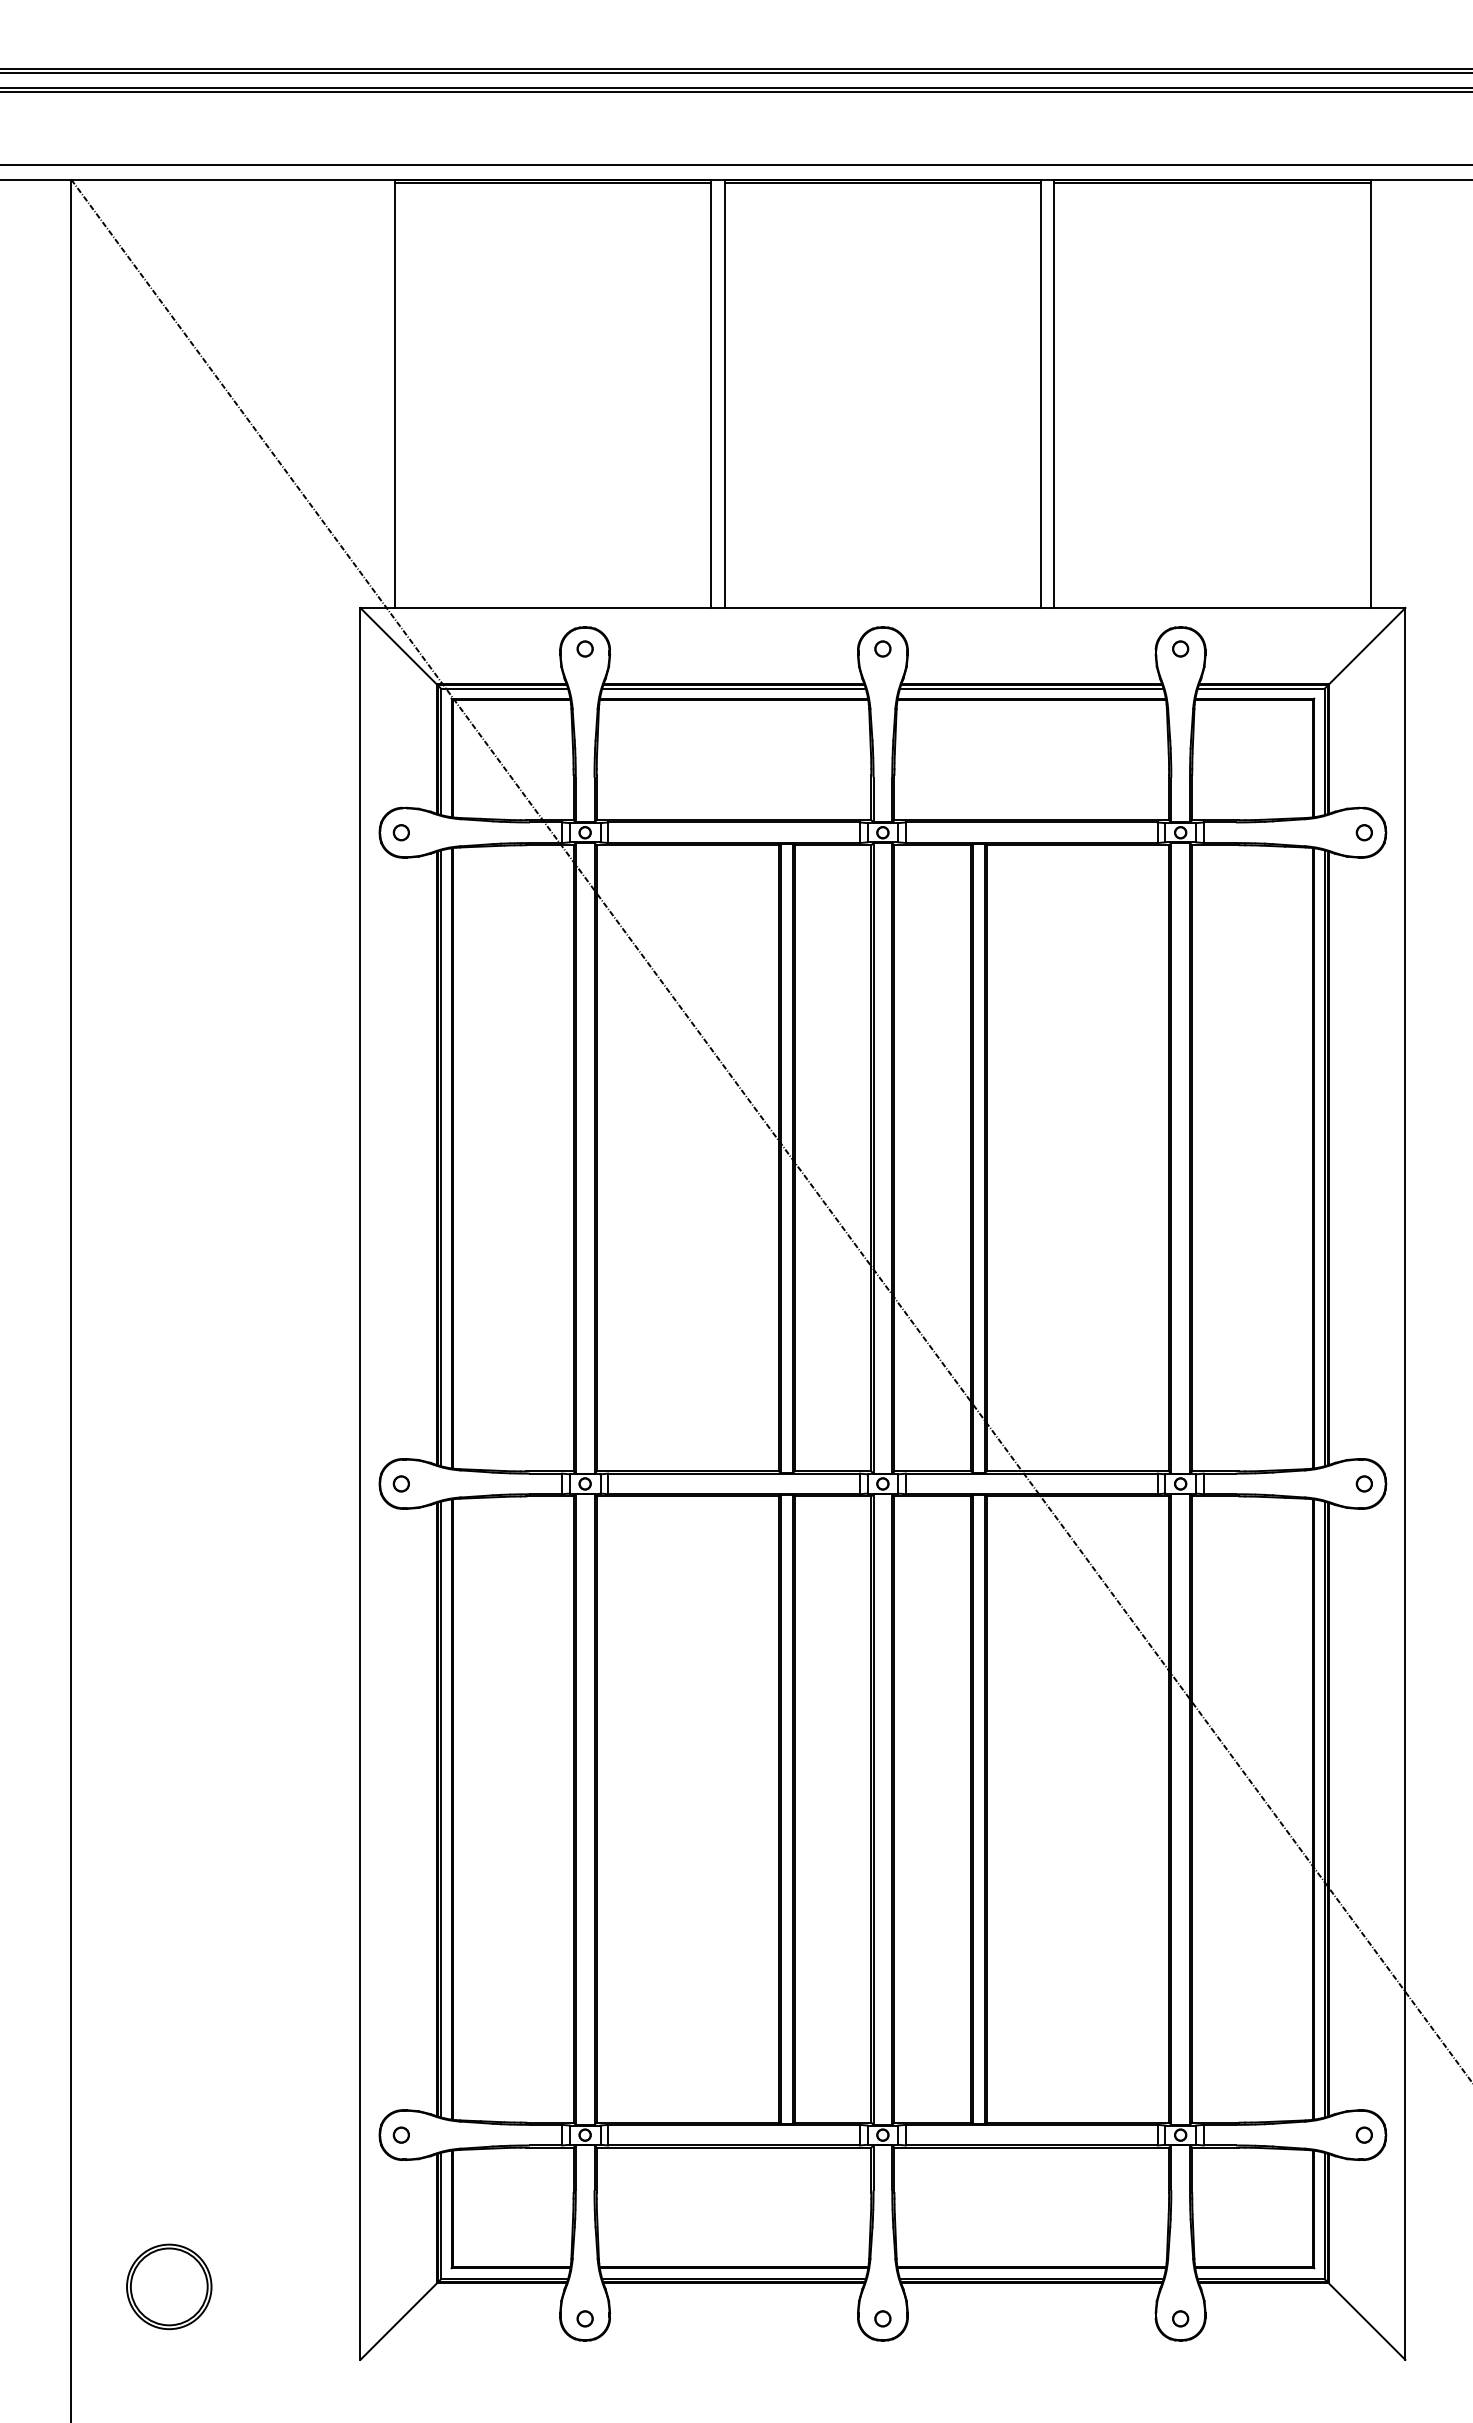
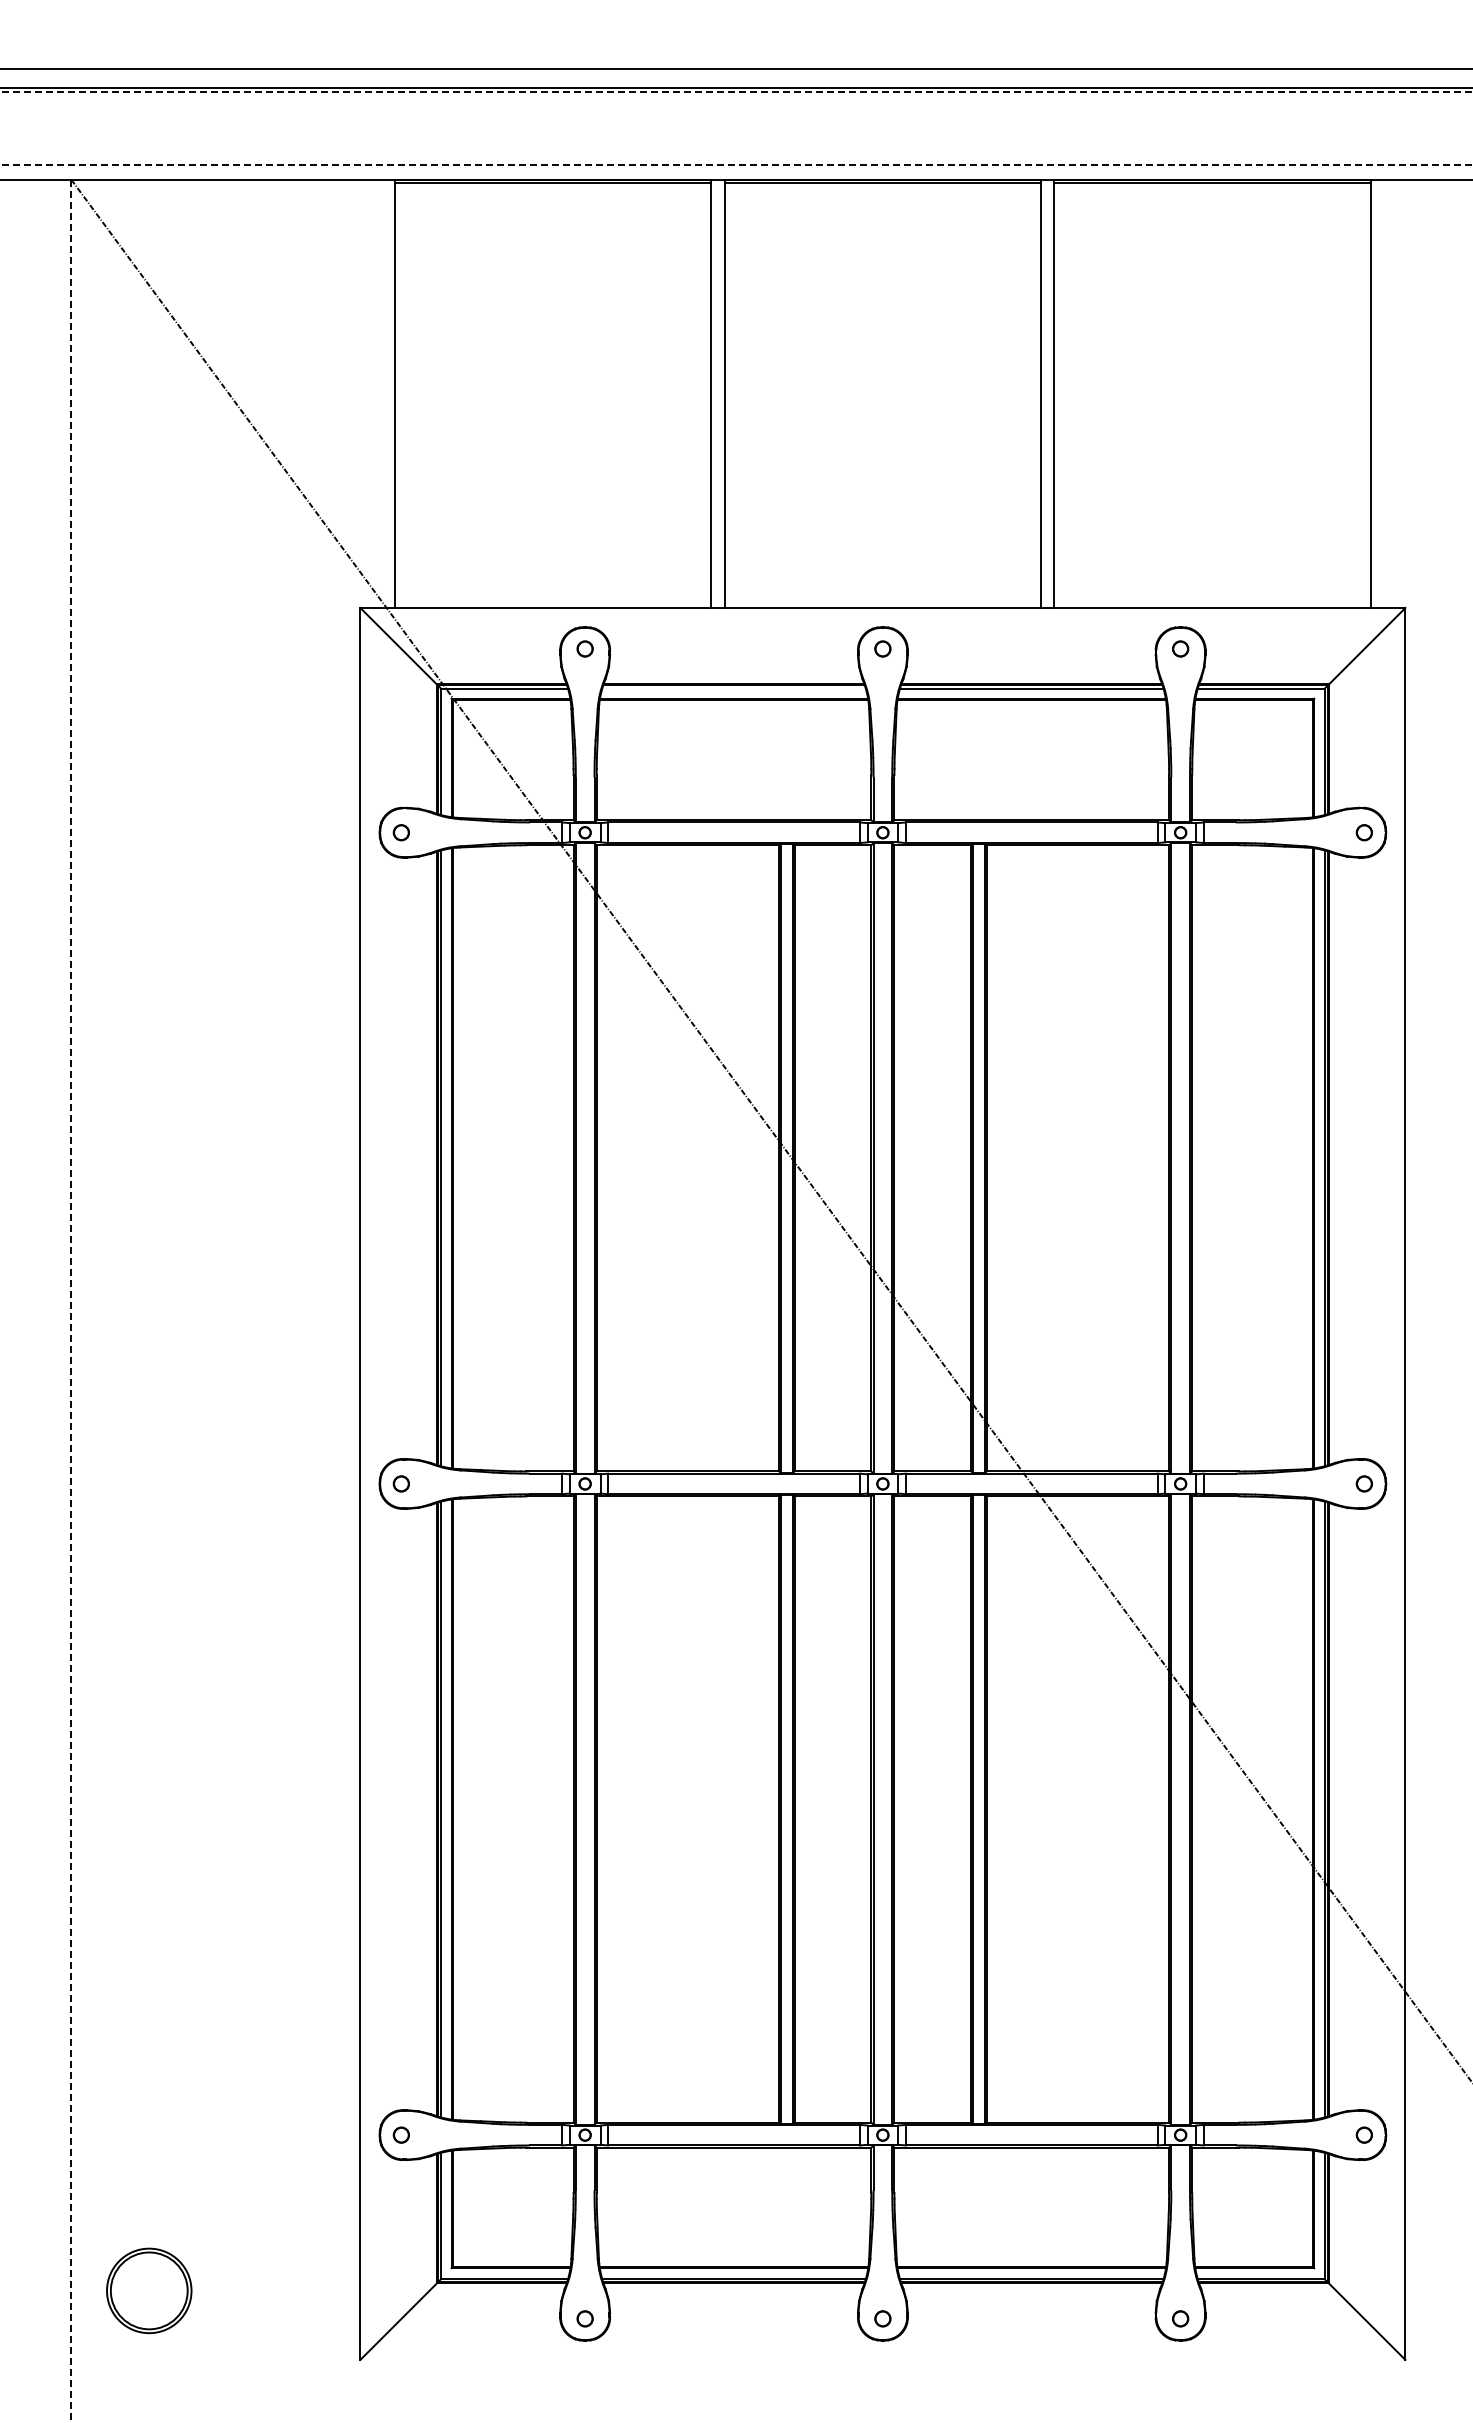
line: present -> none (735, 72)
line: solid -> dashed (736, 92)
line: solid -> dashed (736, 165)
line: present -> none (733, 688)
line: solid -> dashed (71, 1301)
part position: (169, 2286) -> (149, 2290) (149, 2290)
